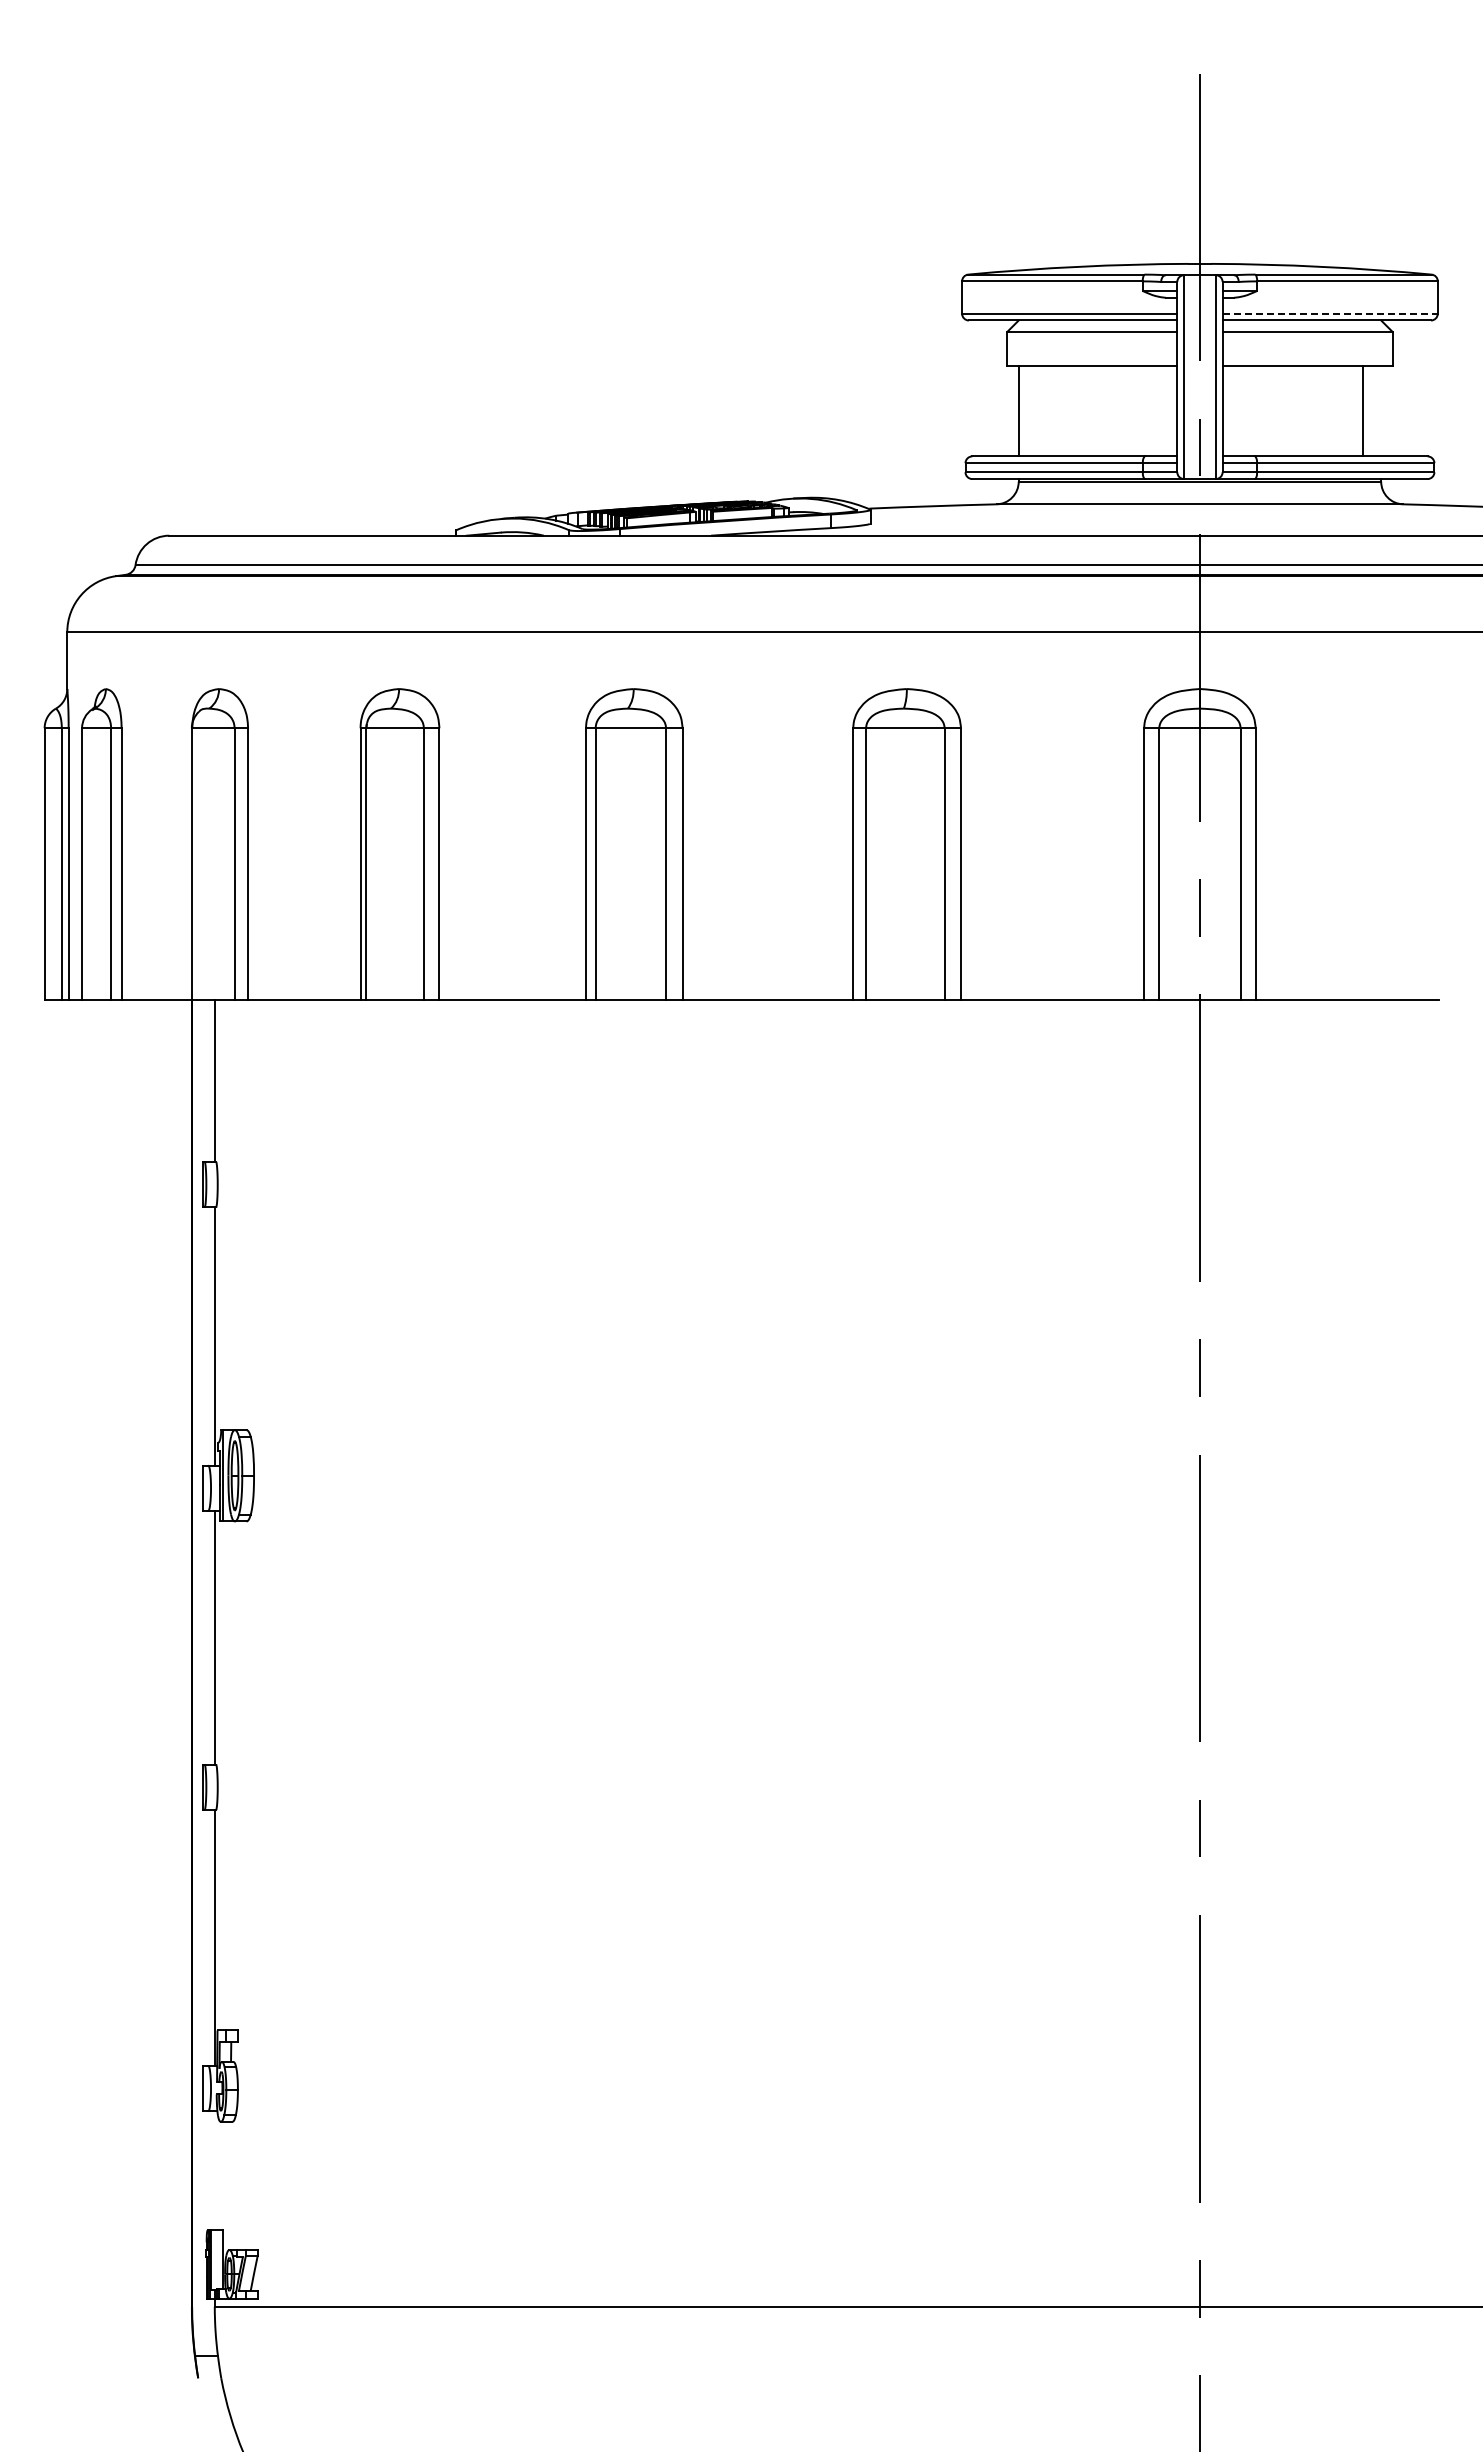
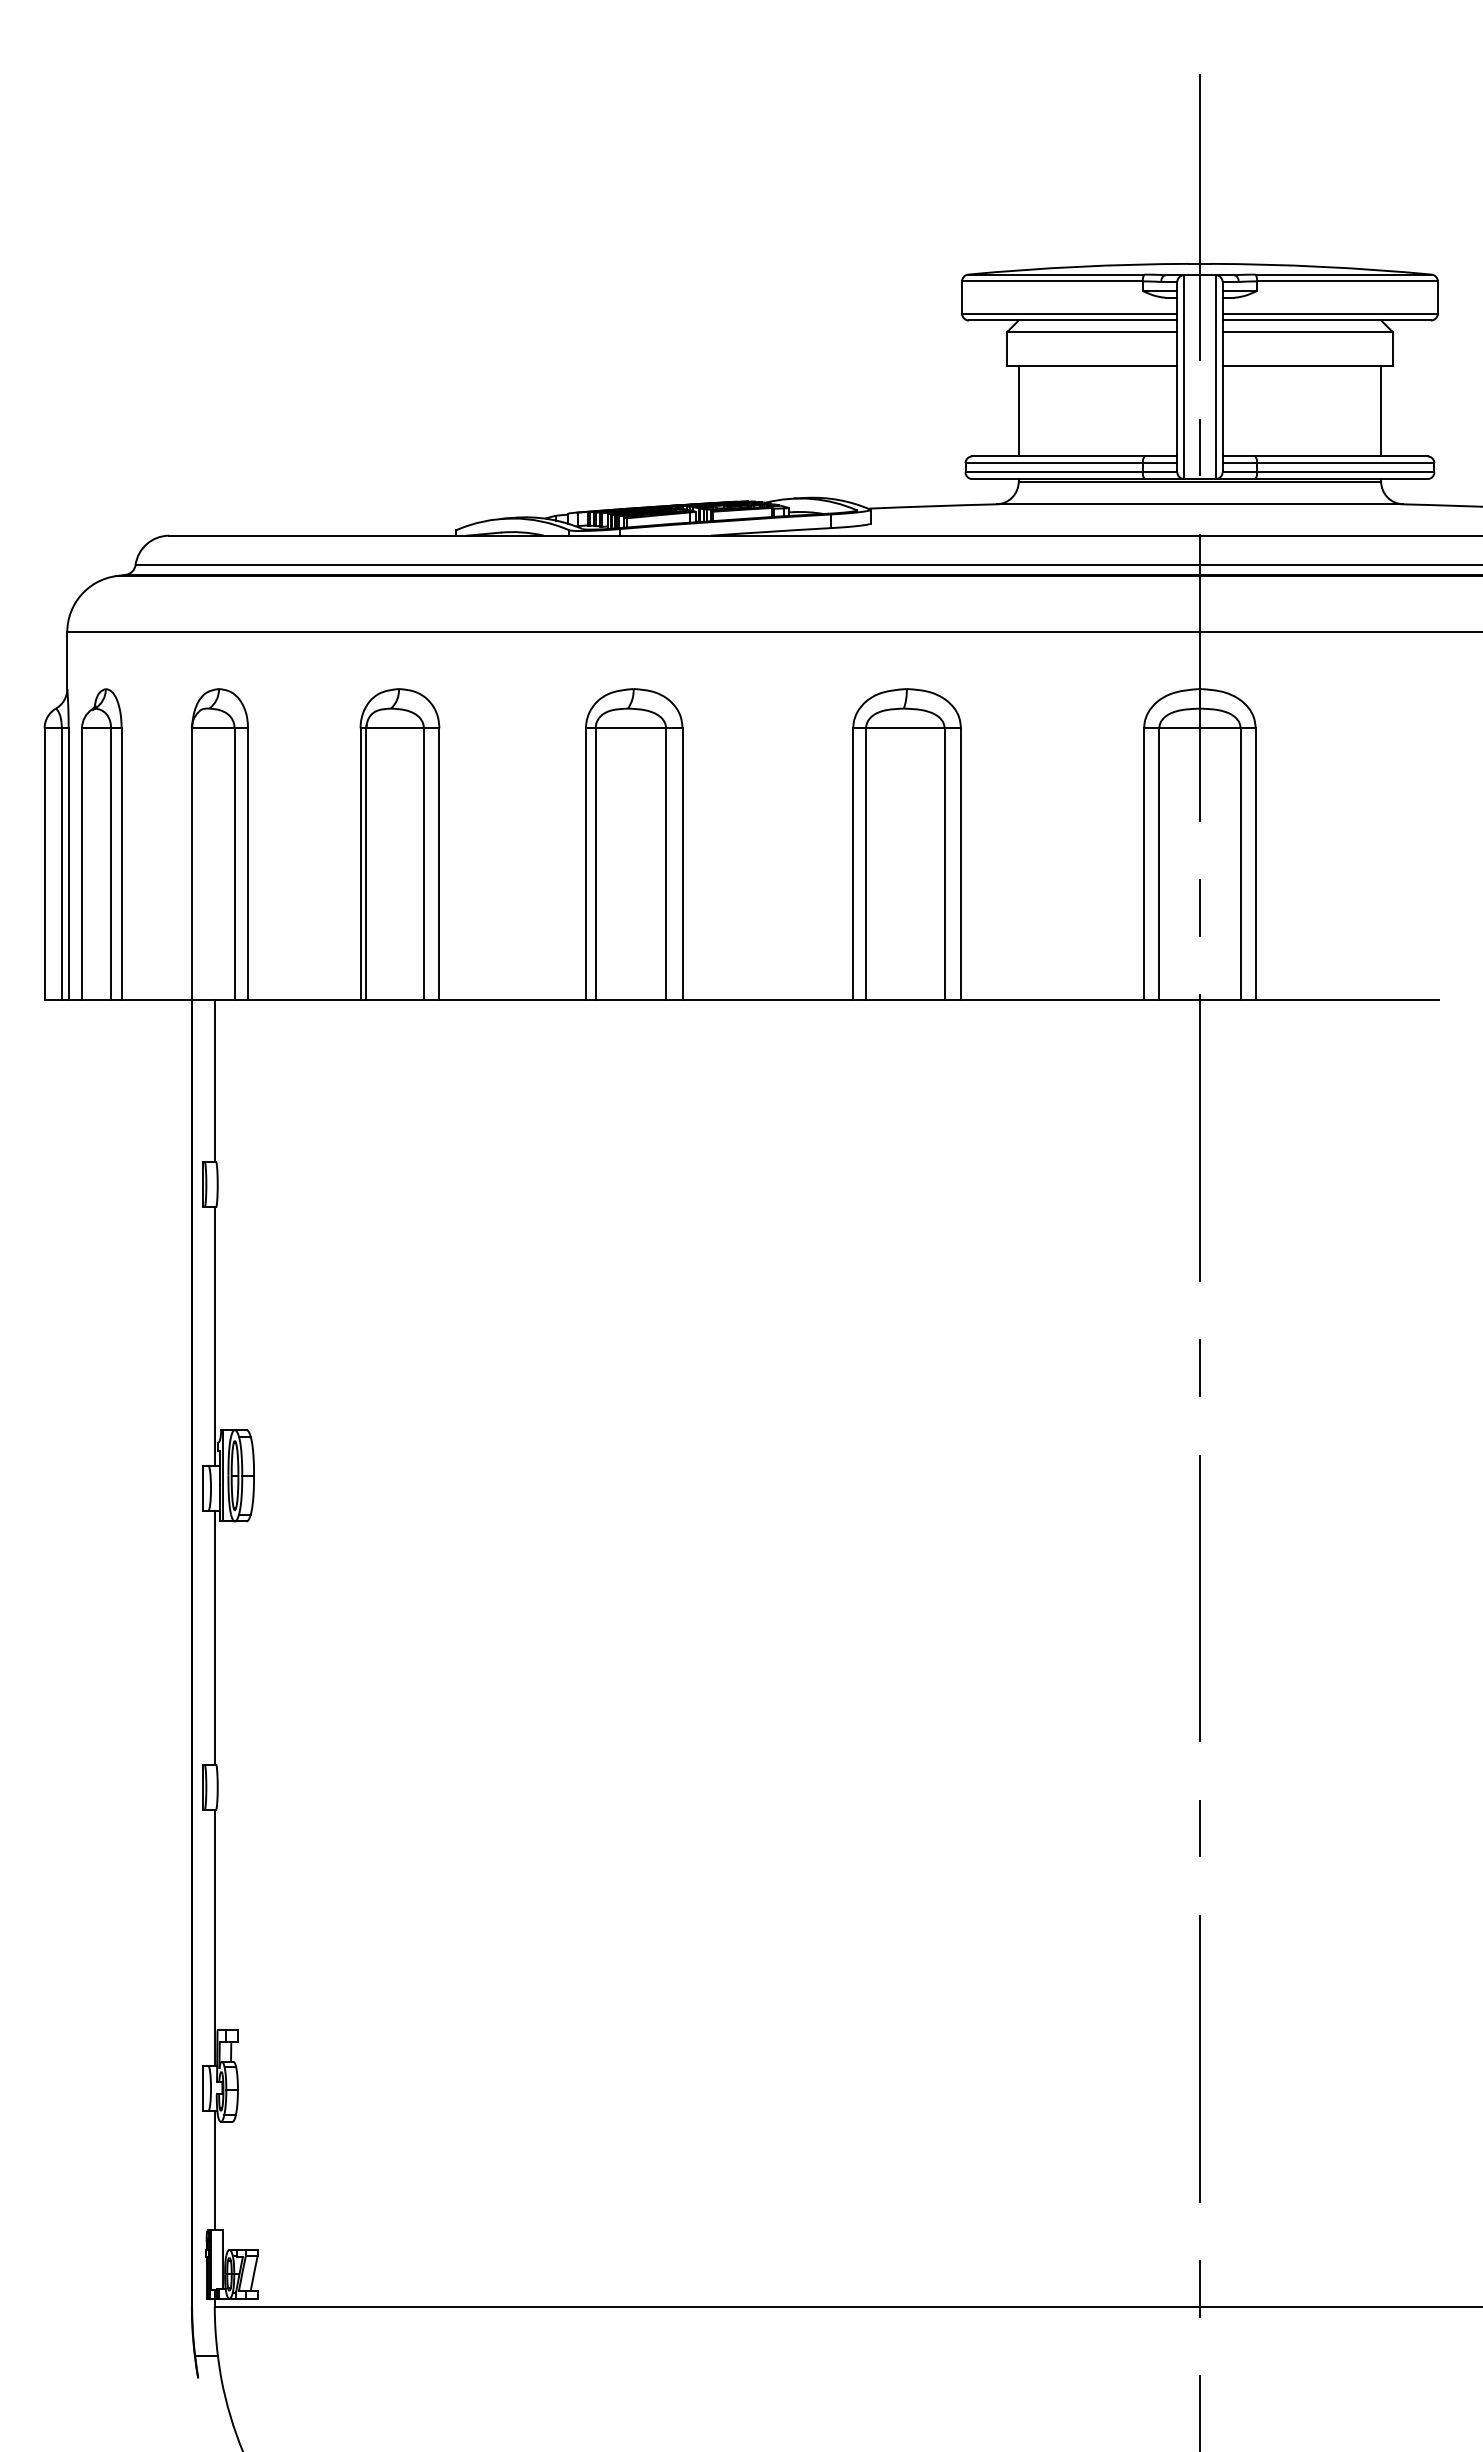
line: dashed -> solid (1330, 313)
line position: (1363, 410) -> (1381, 410) (1381, 410)
line: none -> present (214, 2170)
